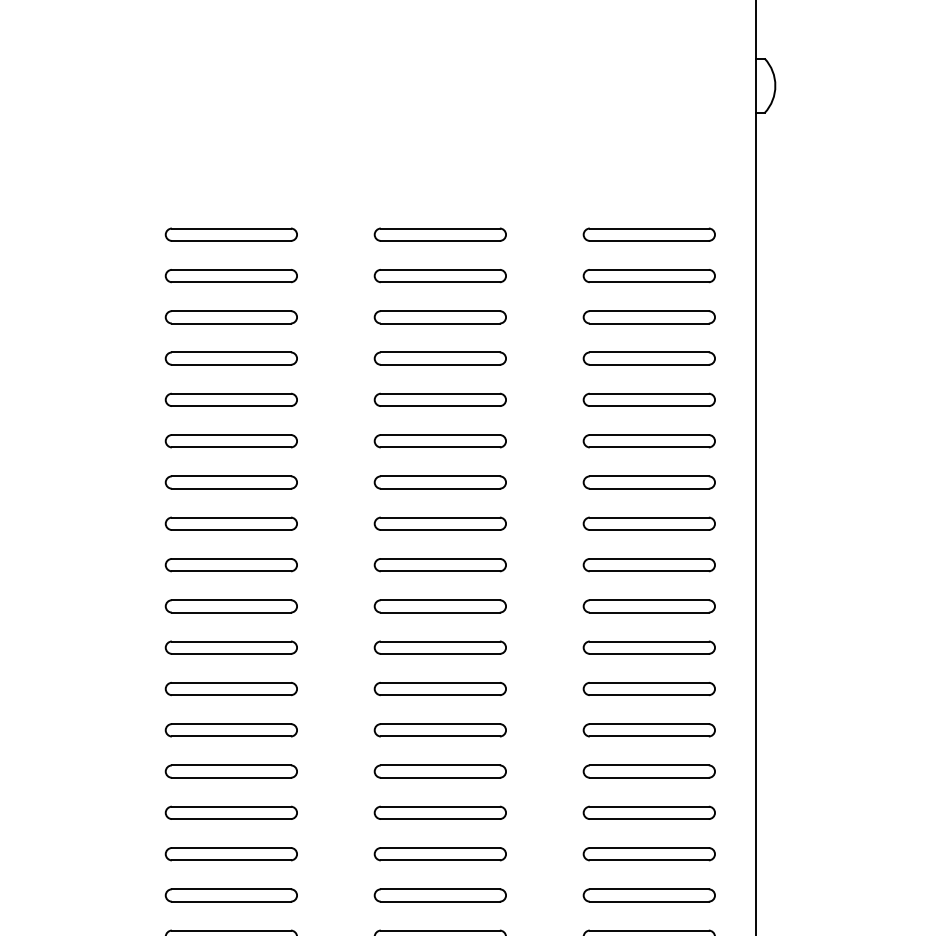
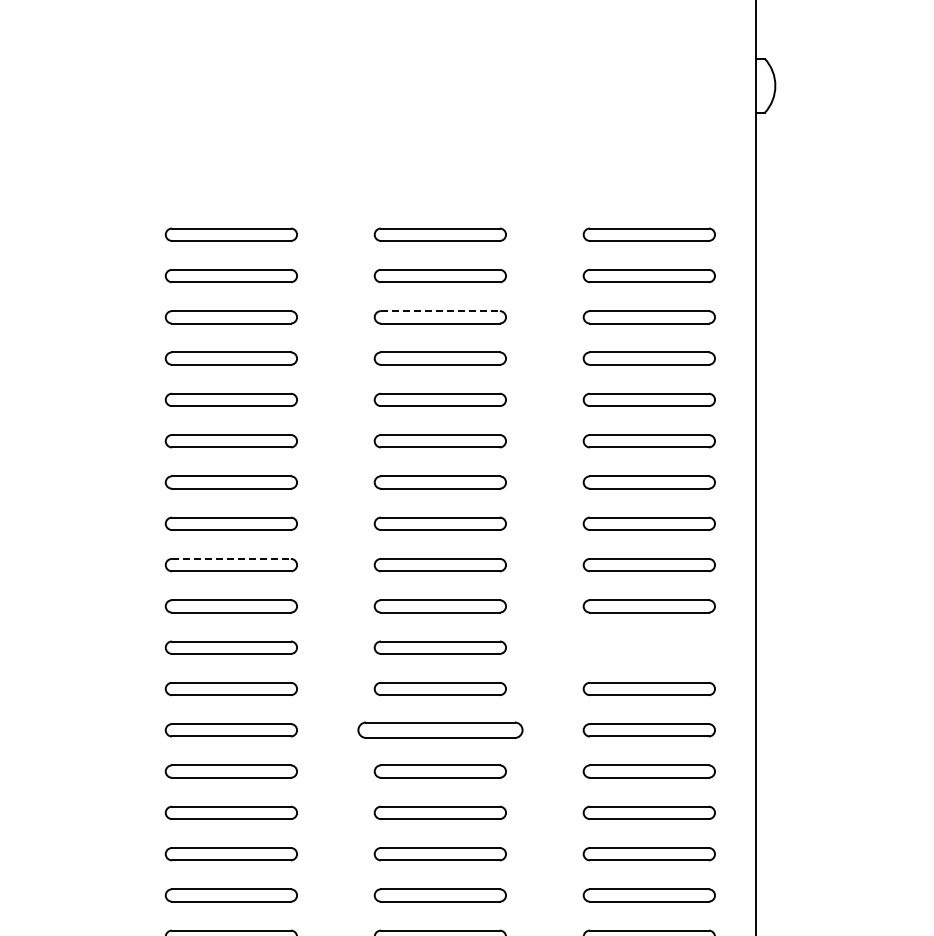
line: solid -> dashed (440, 311)
line: solid -> dashed (231, 558)
part: present -> none (648, 647)
part size: 134x15 px -> 167x18 px (440, 729)
